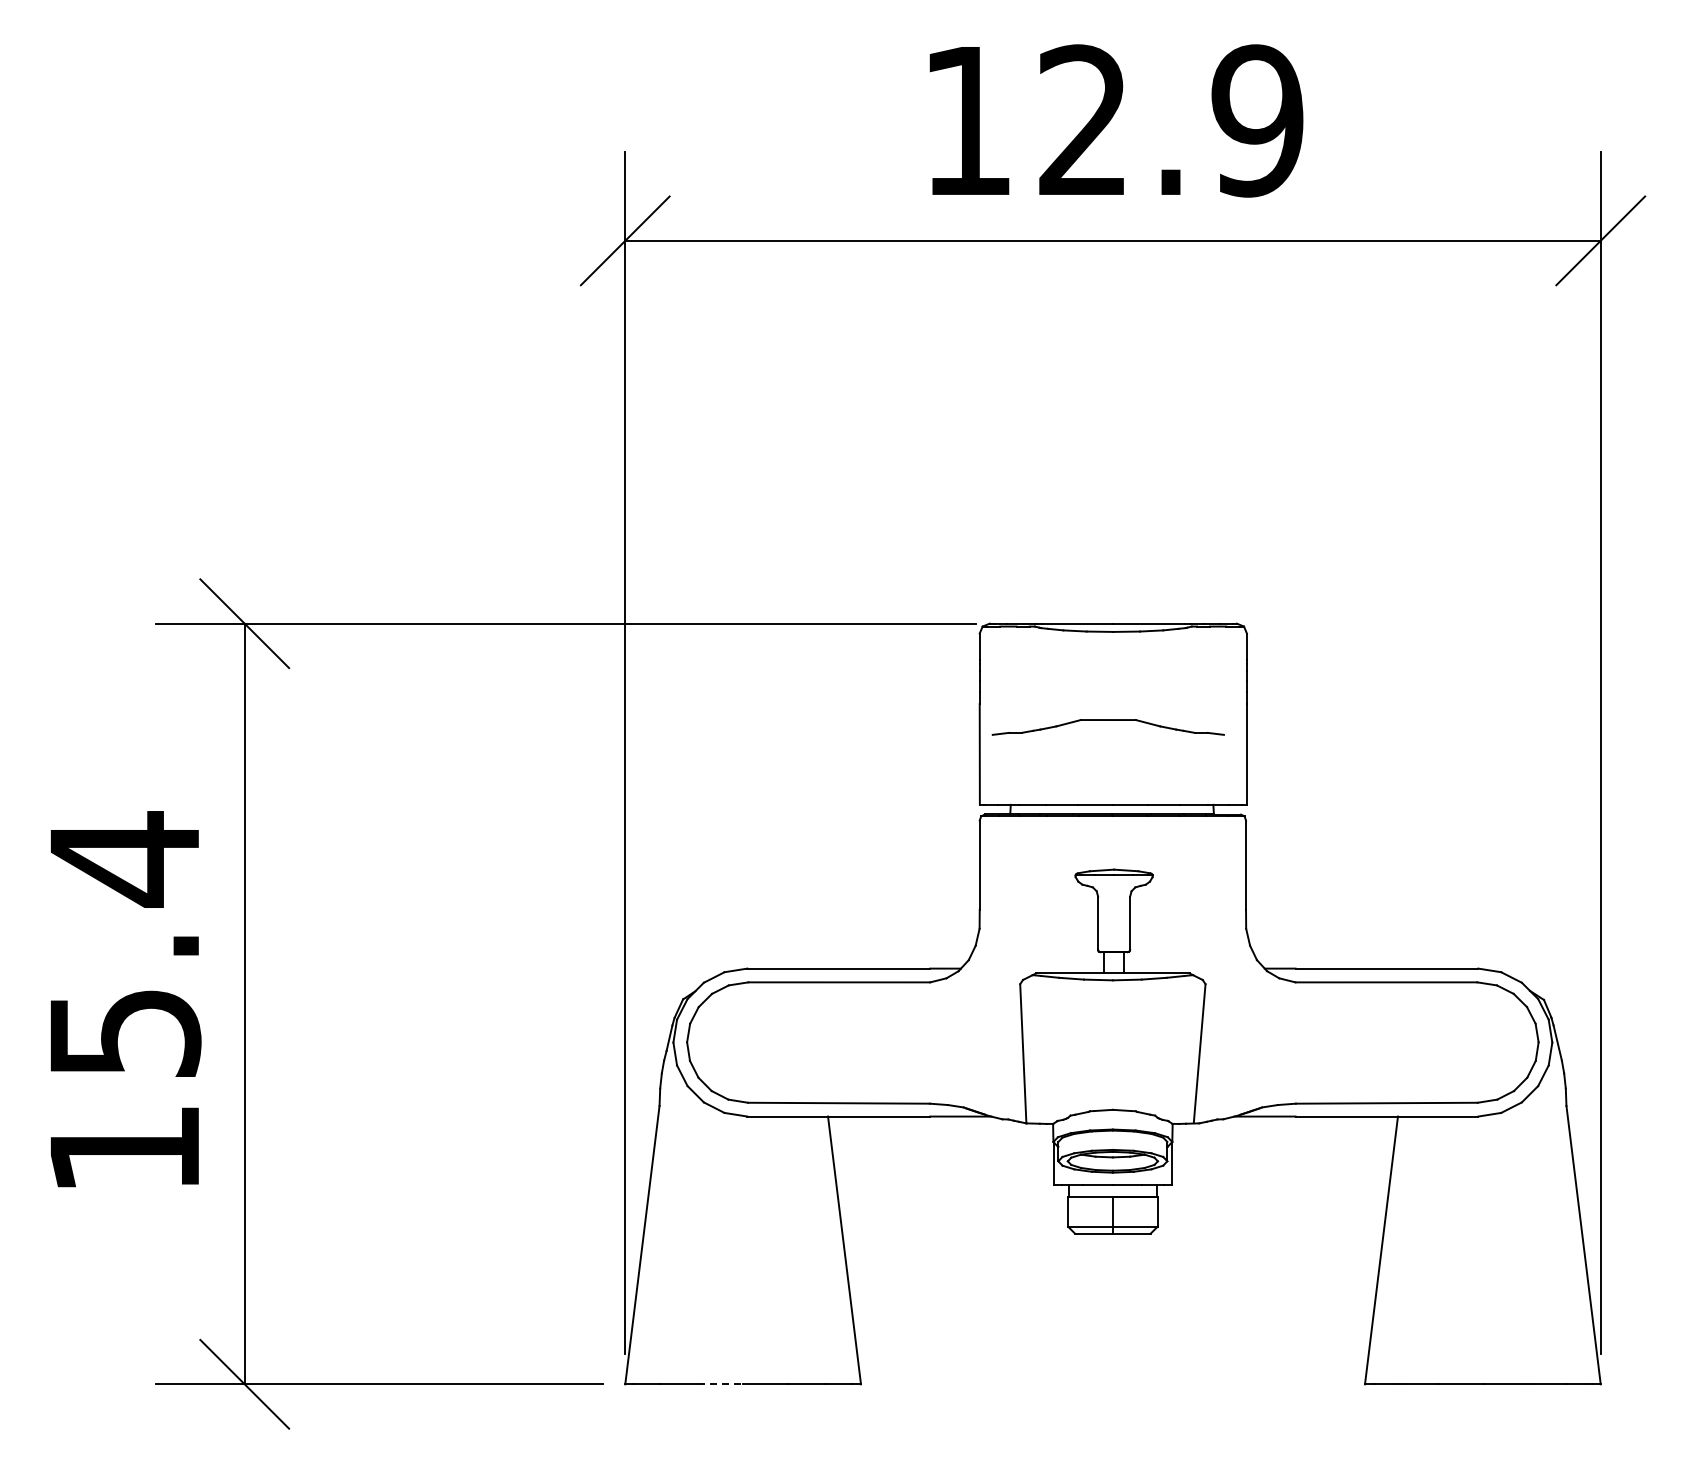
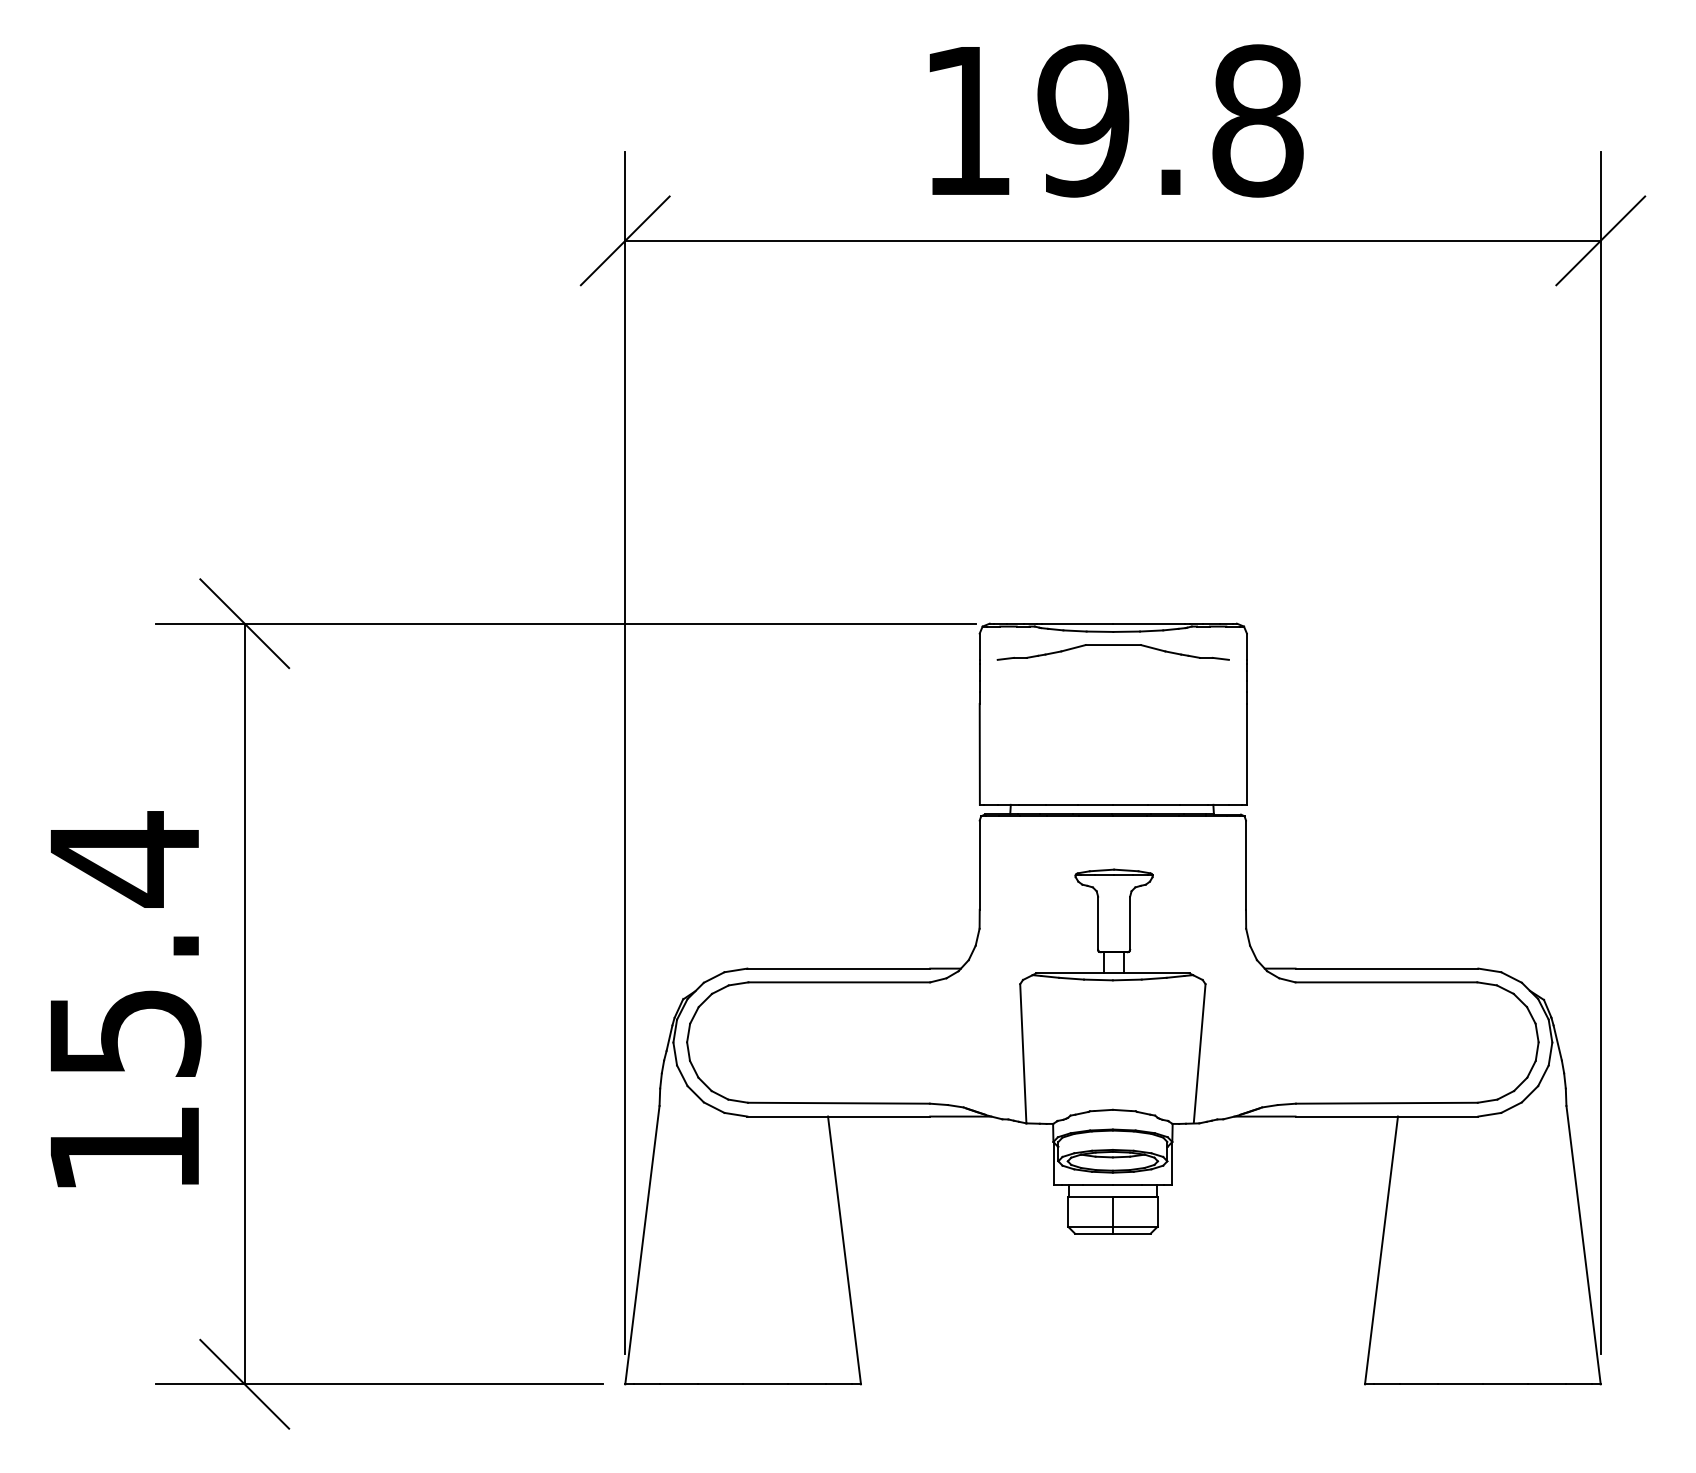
text: 12.9 -> 19.8 (1170, 120)
part position: (1107, 720) -> (1112, 645) (1112, 645)
line: dashed -> solid (720, 1384)
